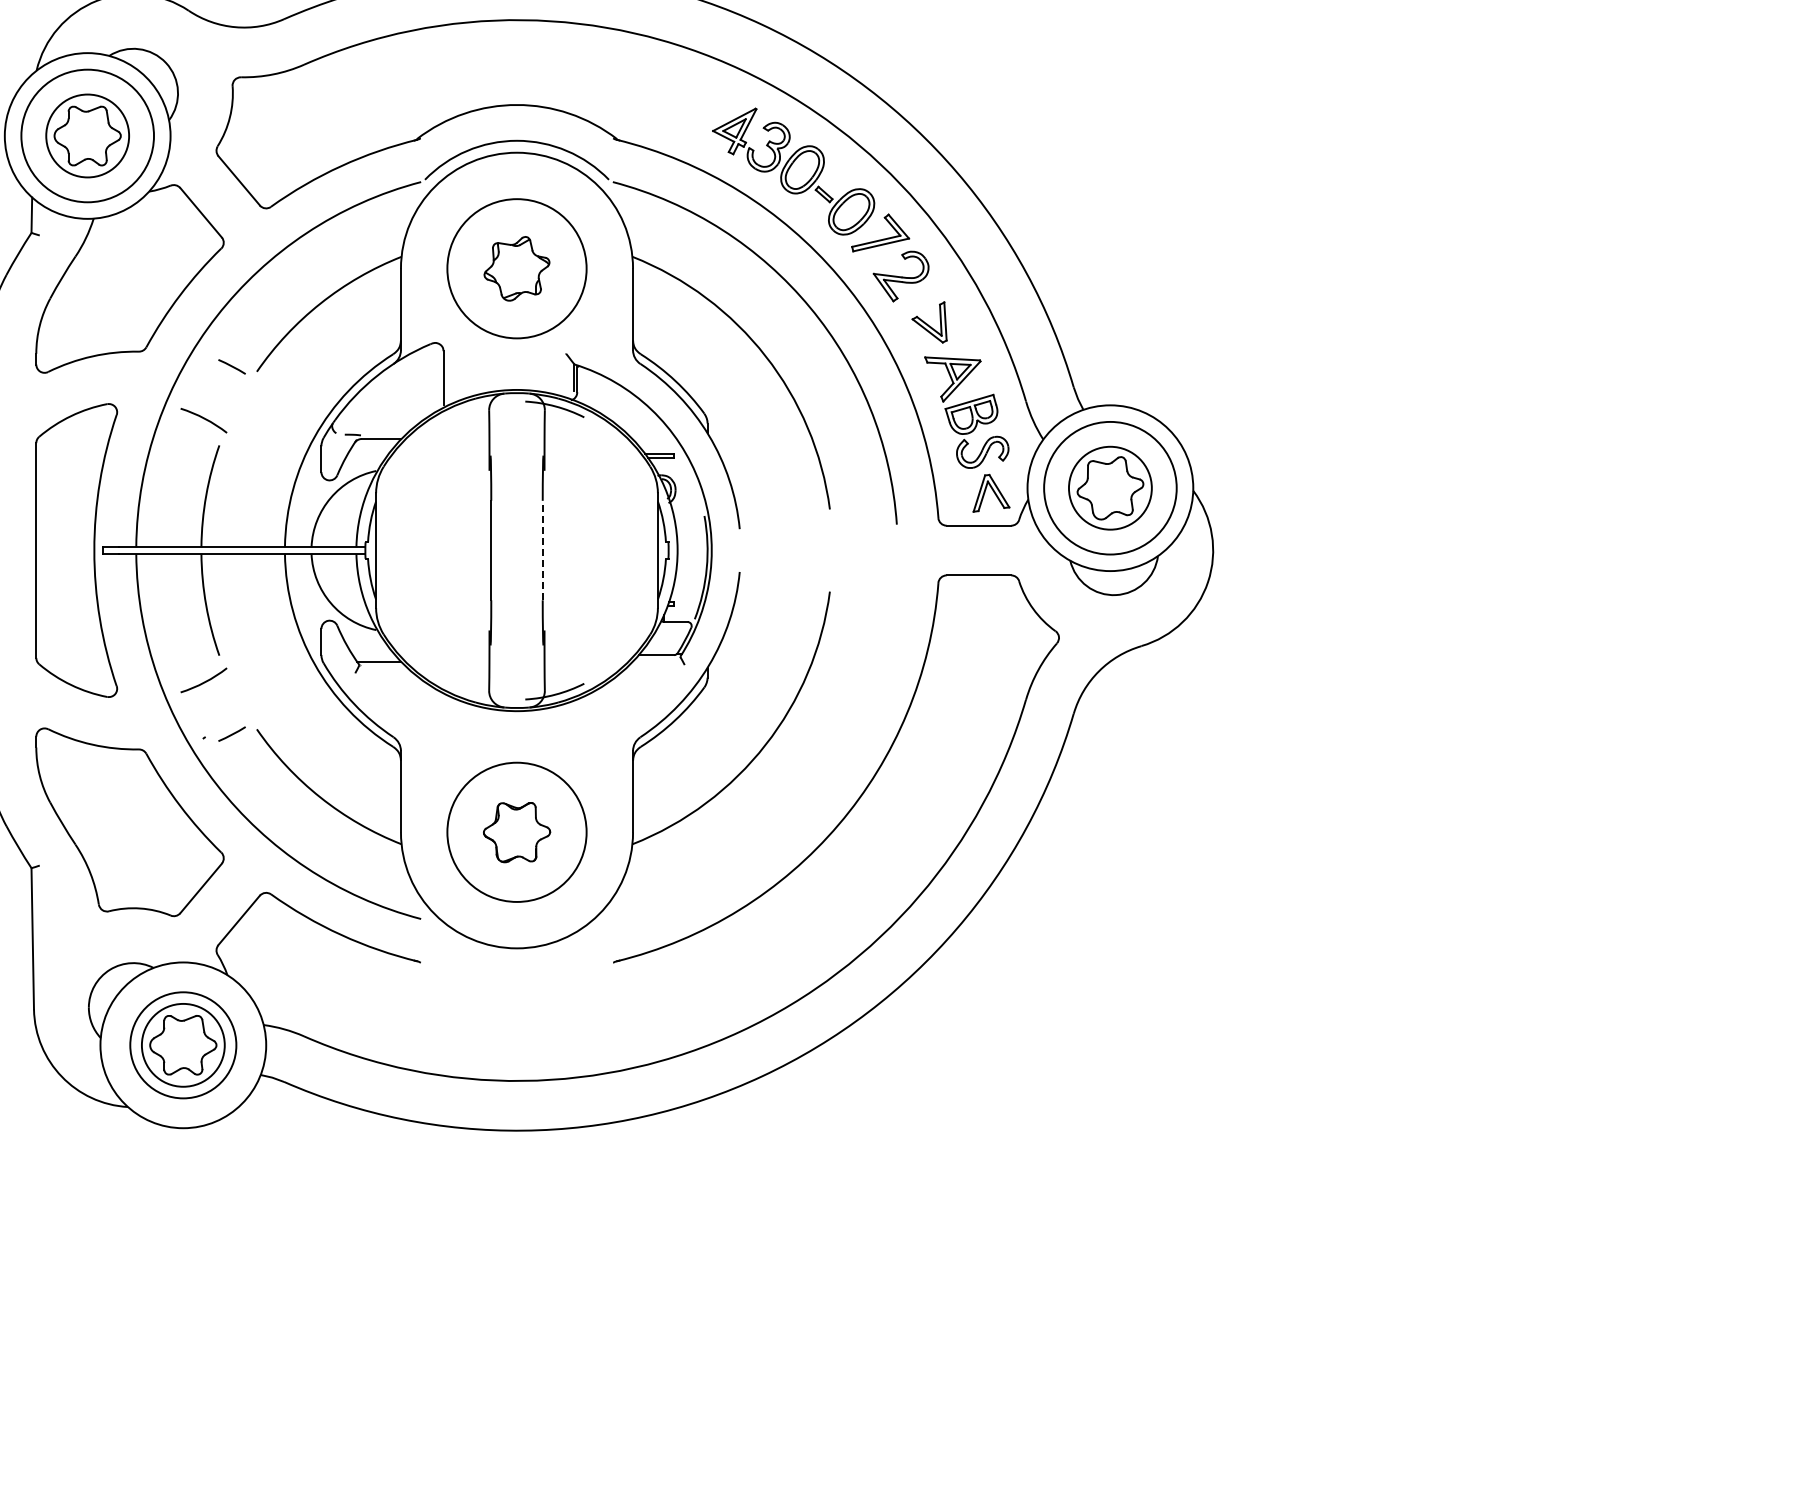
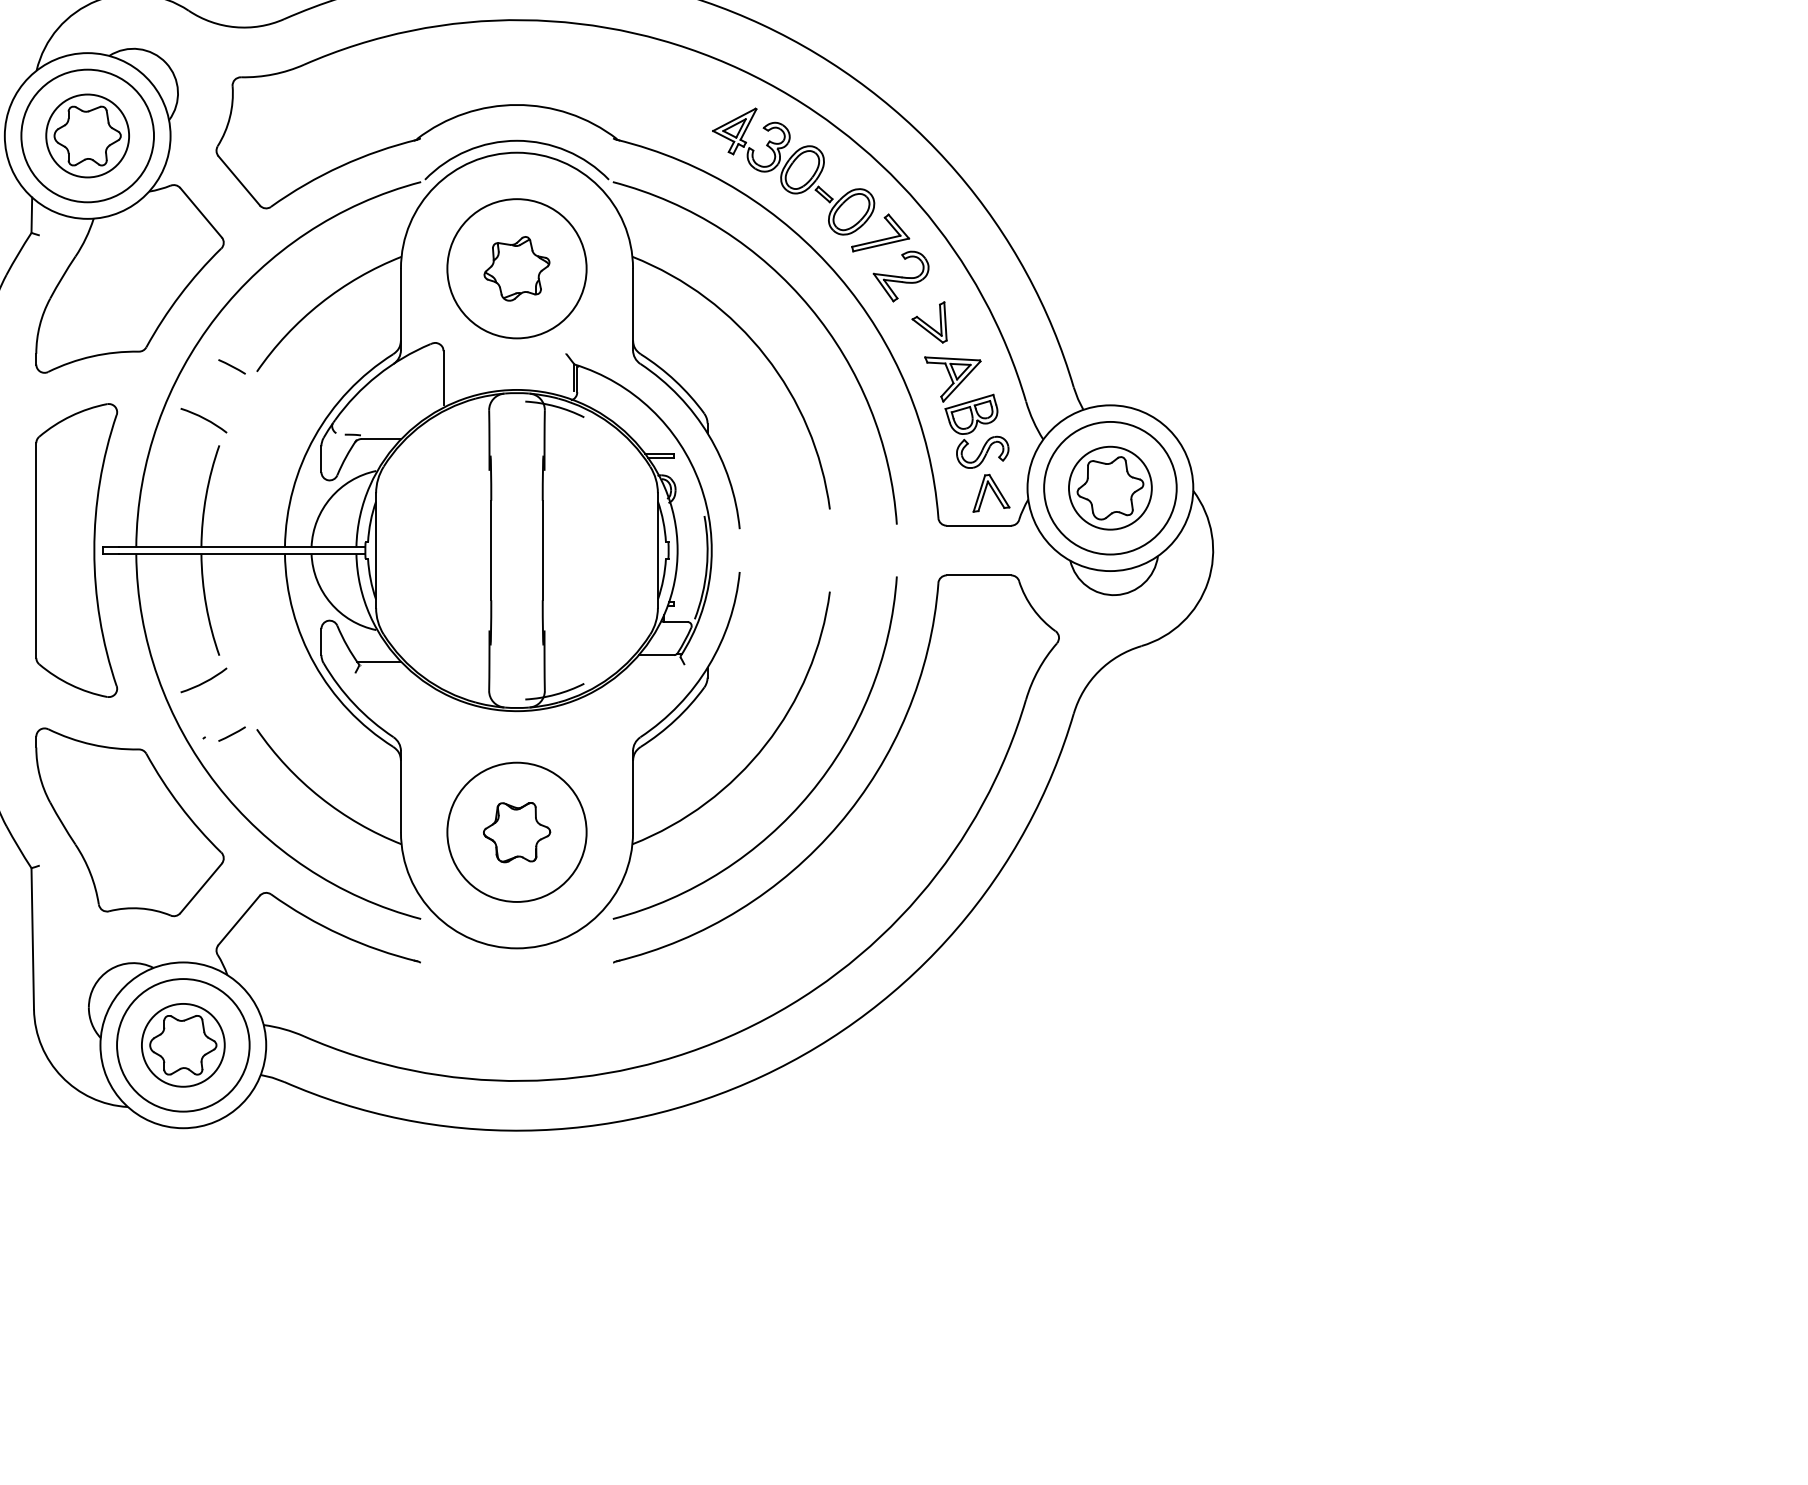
line: dashed -> solid (542, 550)
arc: none -> present (808, 793)
circle diameter: 106 px -> 133 px (183, 1045)
